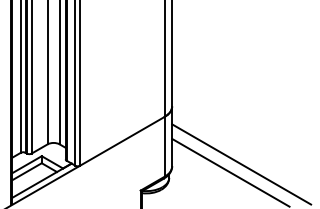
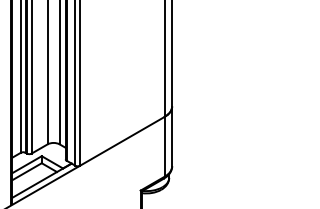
line: present -> none (241, 164)
line: present -> none (229, 171)
